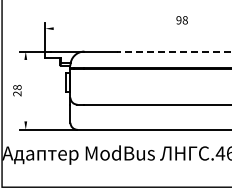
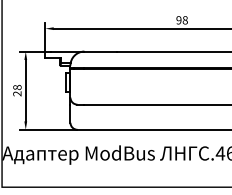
line: none -> present (140, 28)
line: dashed -> solid (173, 51)
line: none -> present (25, 90)
